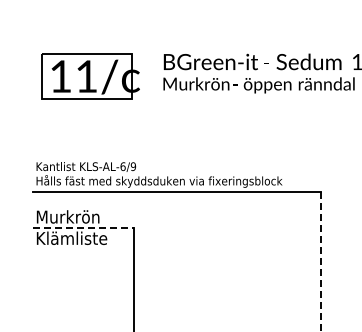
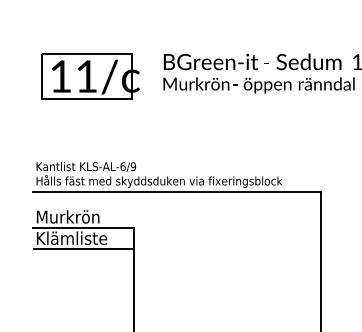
line: dashed -> solid (83, 227)
line: none -> present (83, 248)
line: dashed -> solid (321, 261)
